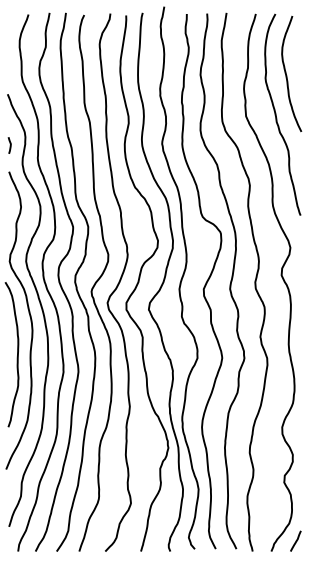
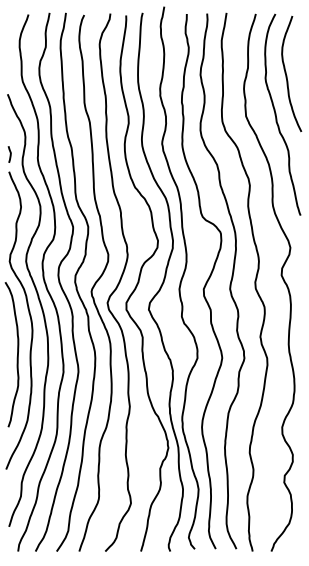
curve position: (9, 145) -> (9, 154) (9, 154)
line: present -> none (295, 540)
